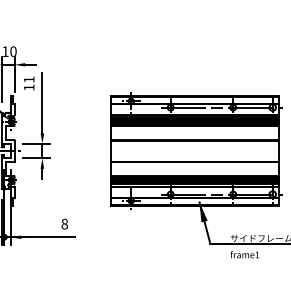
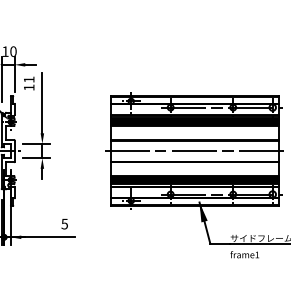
line: none -> present (194, 151)
text: 8 -> 5 (64, 223)
